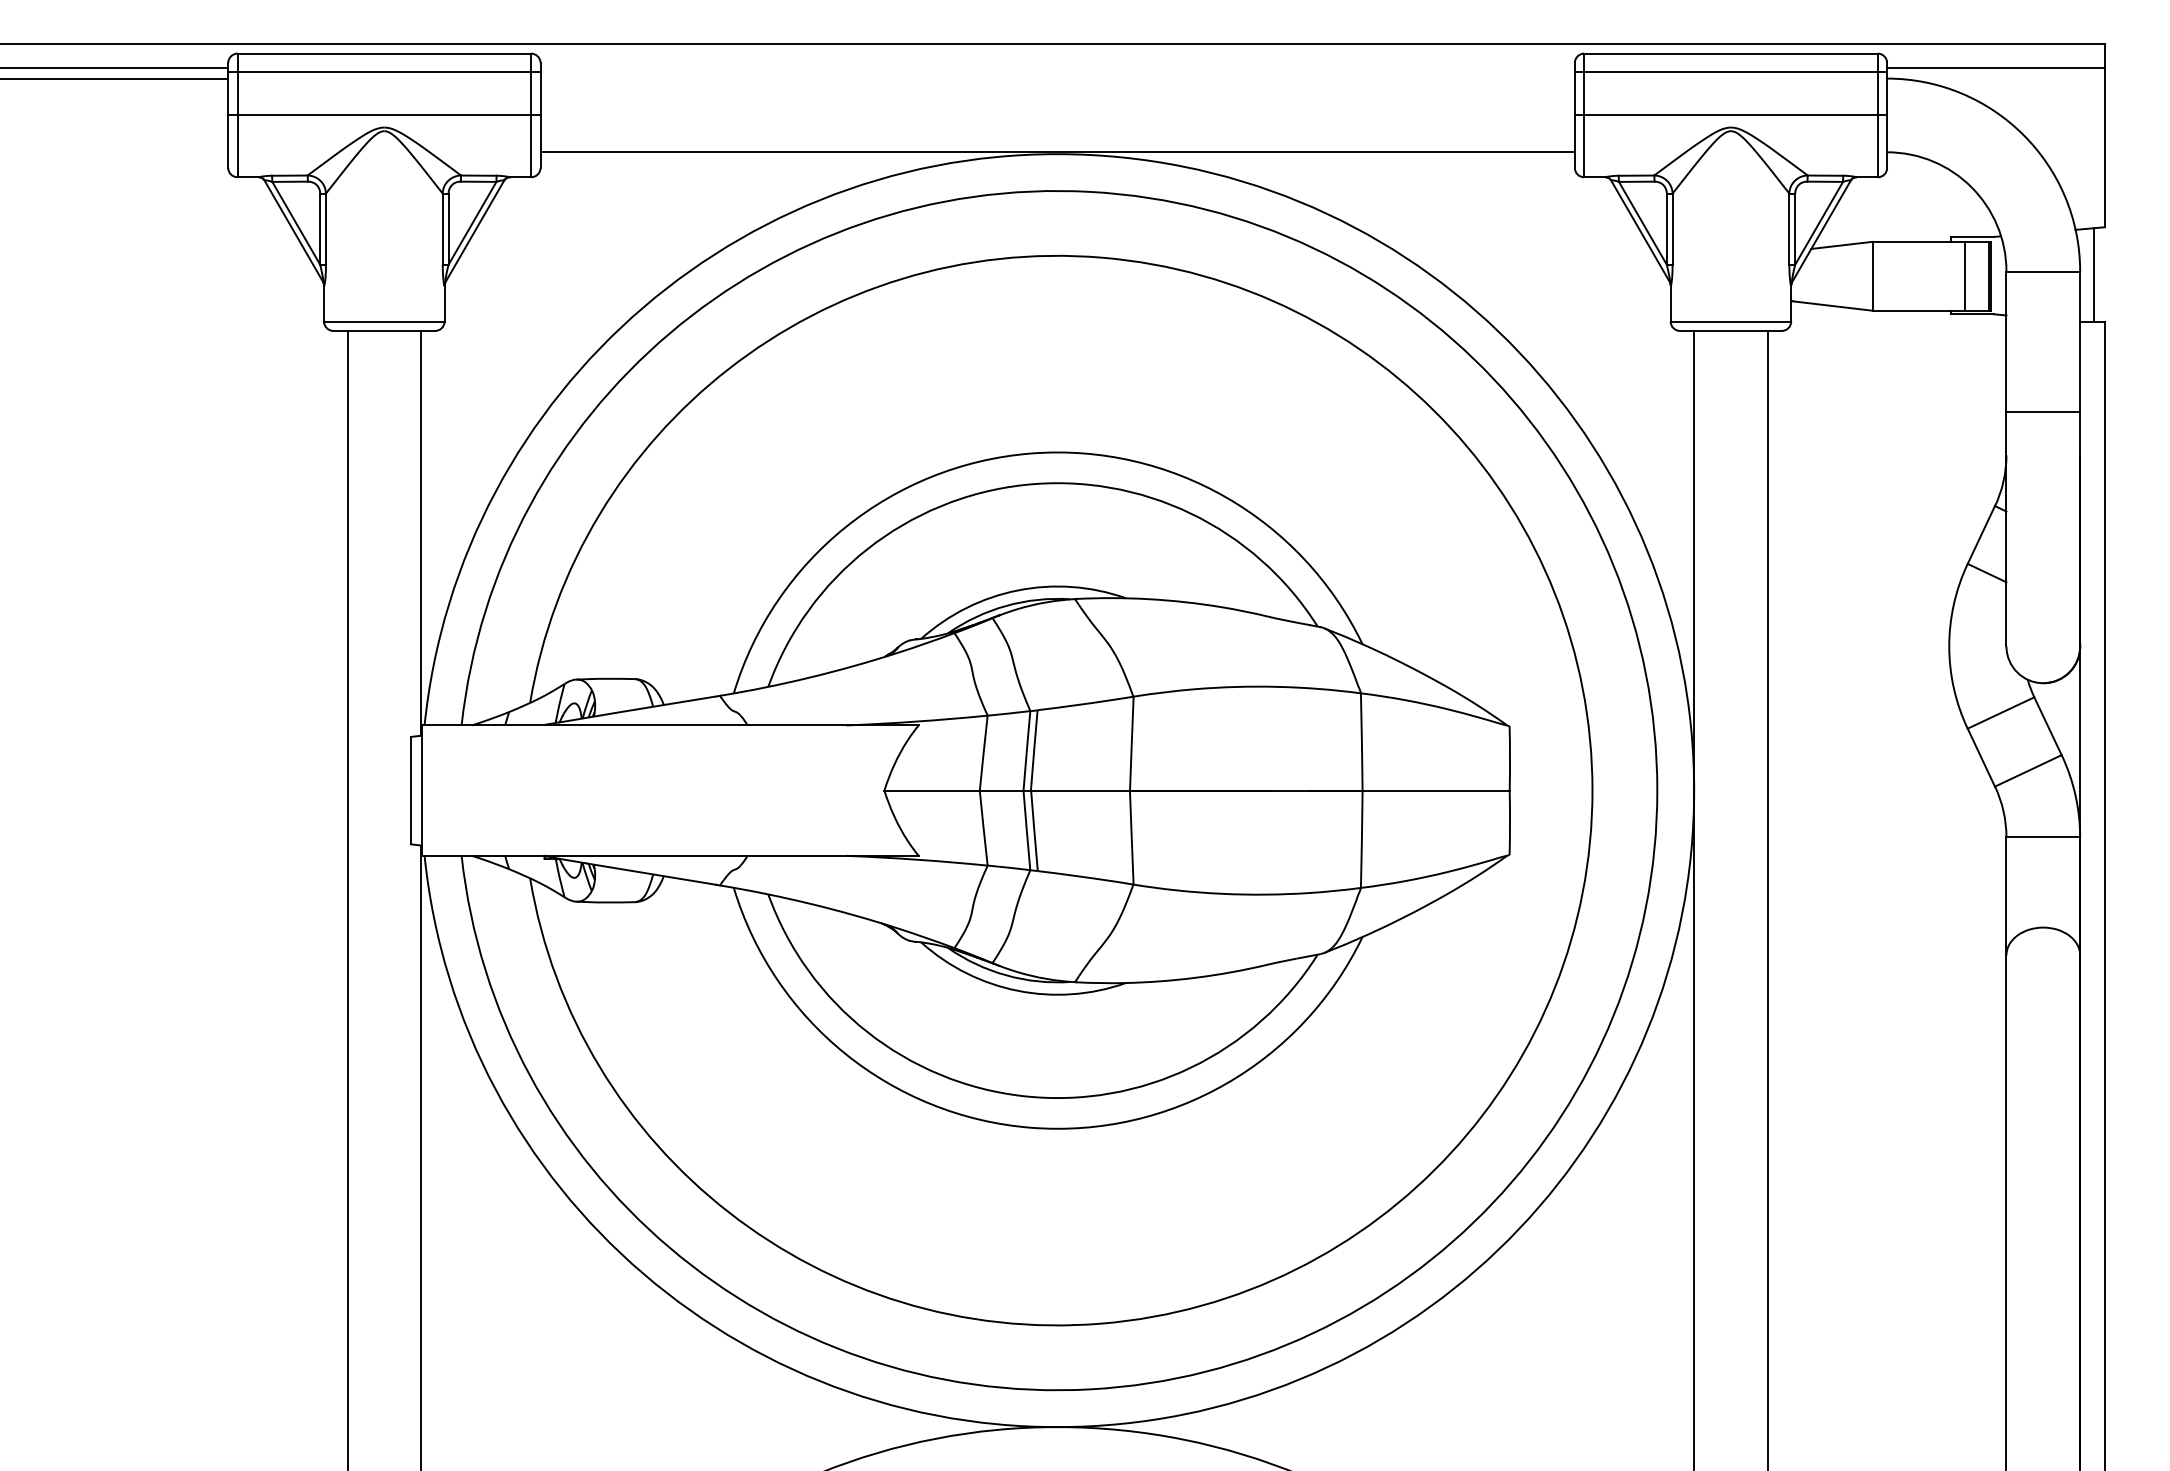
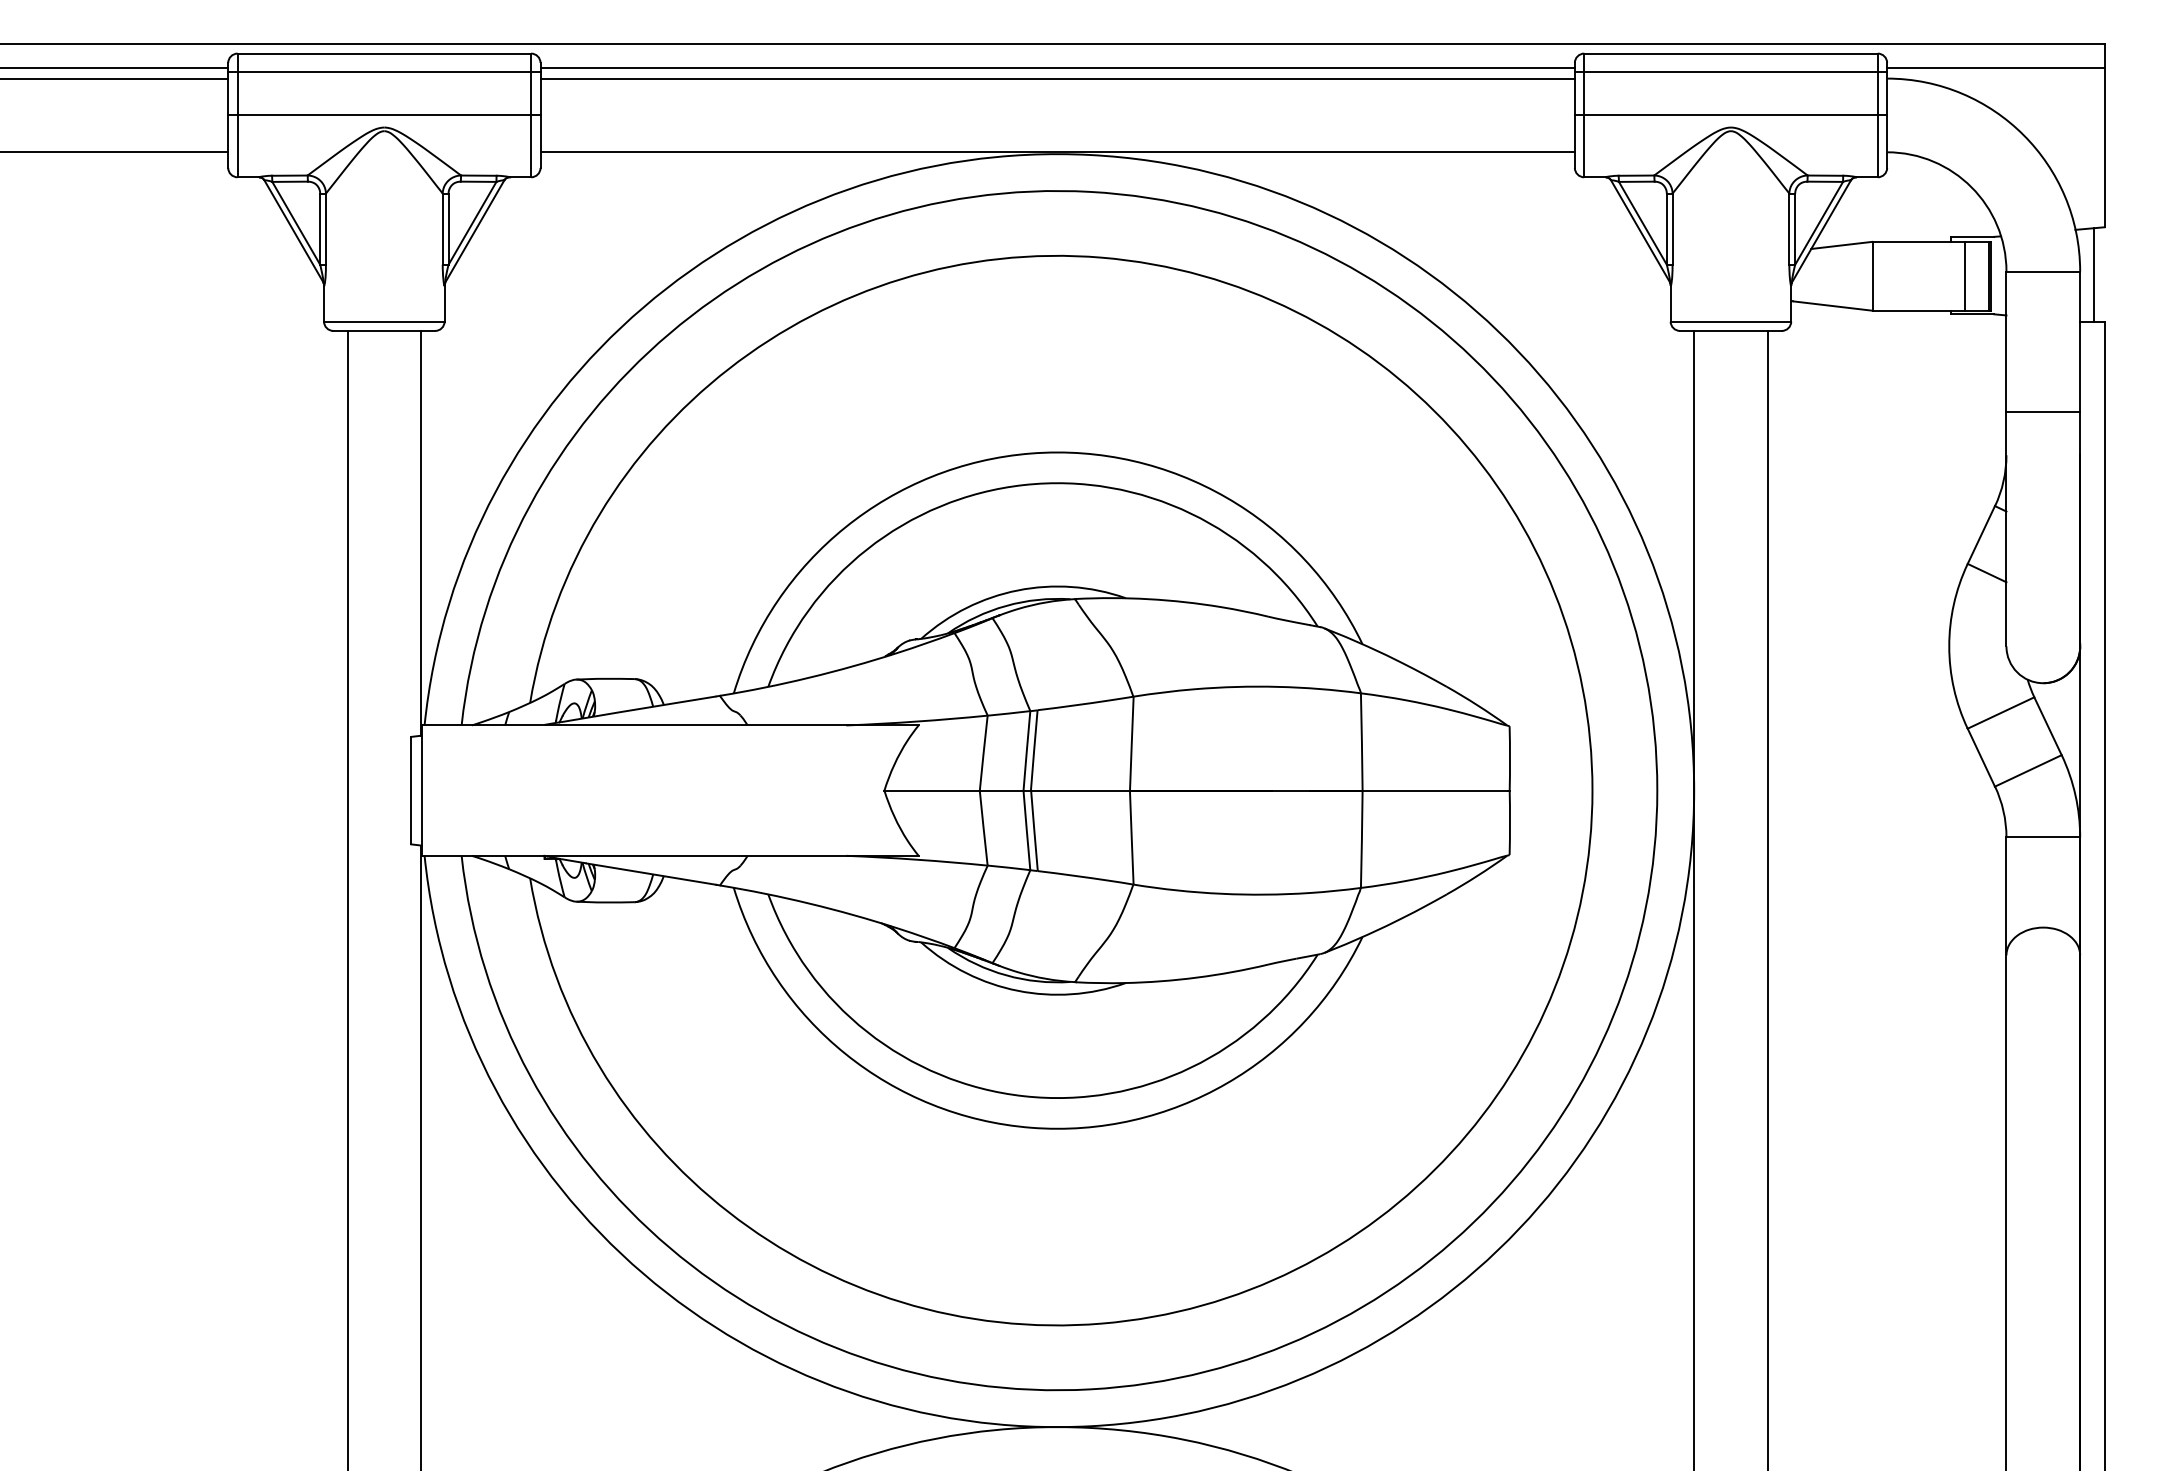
line: none -> present (1057, 68)
line: none -> present (1057, 78)
line: none -> present (115, 152)
